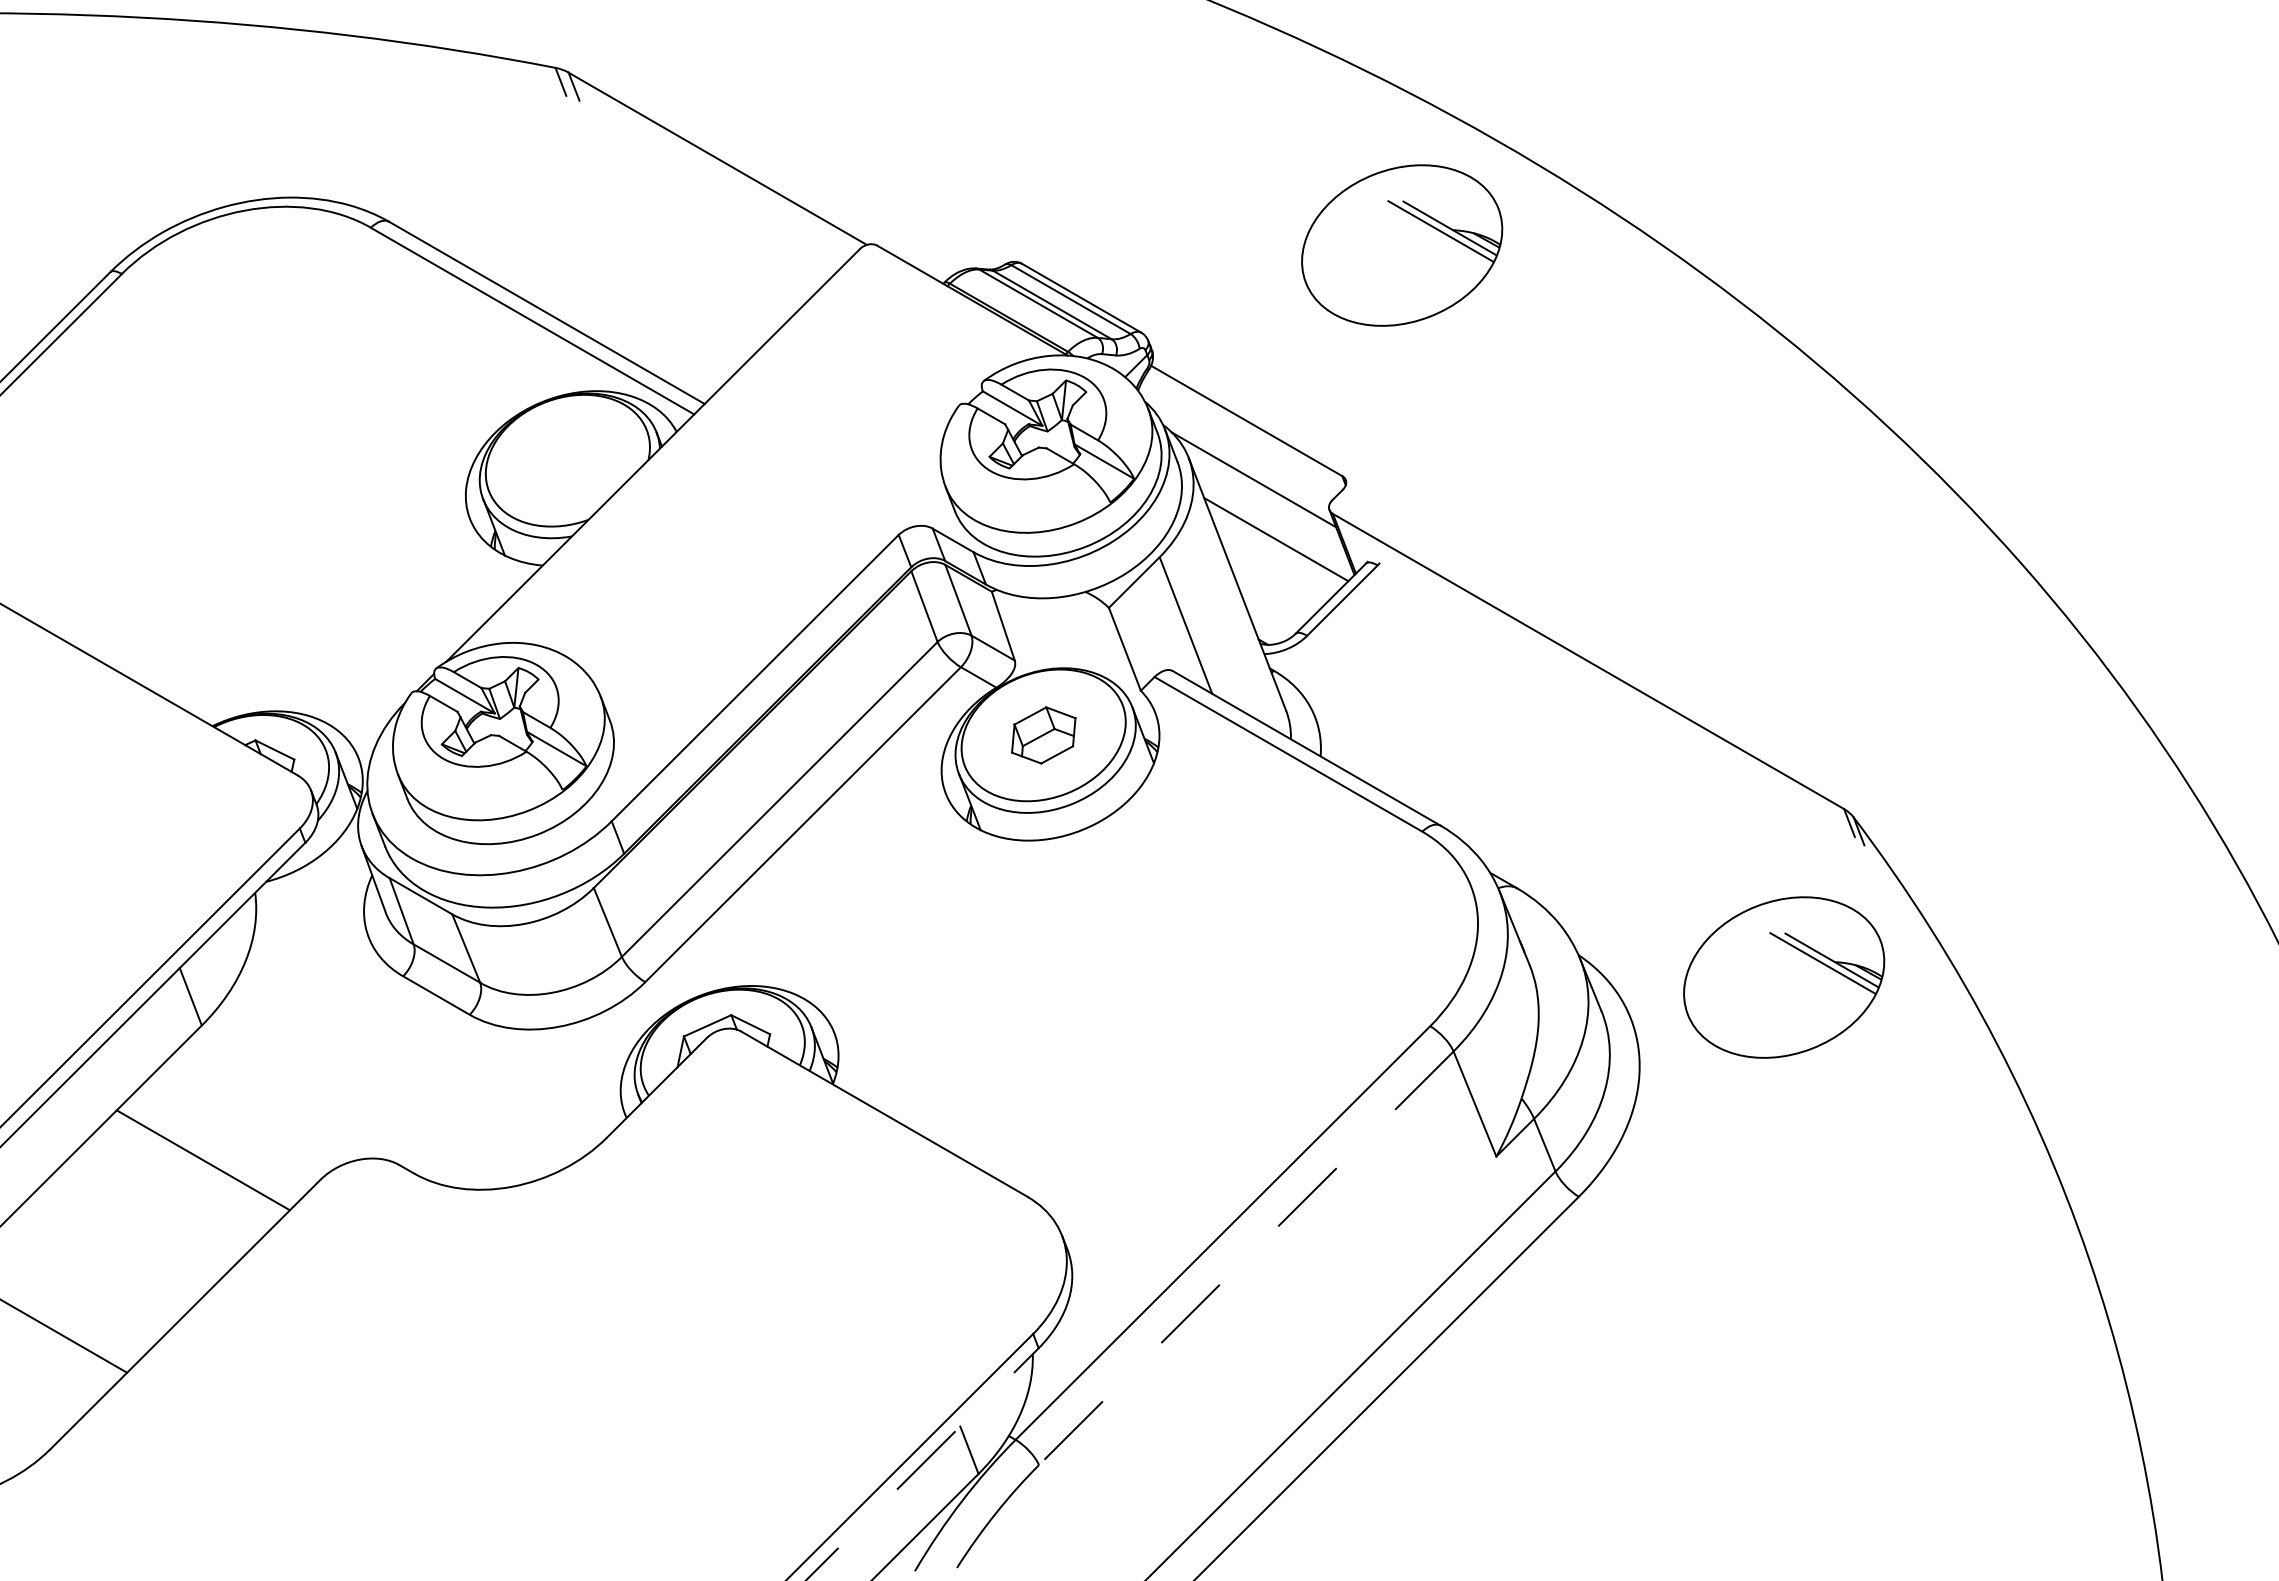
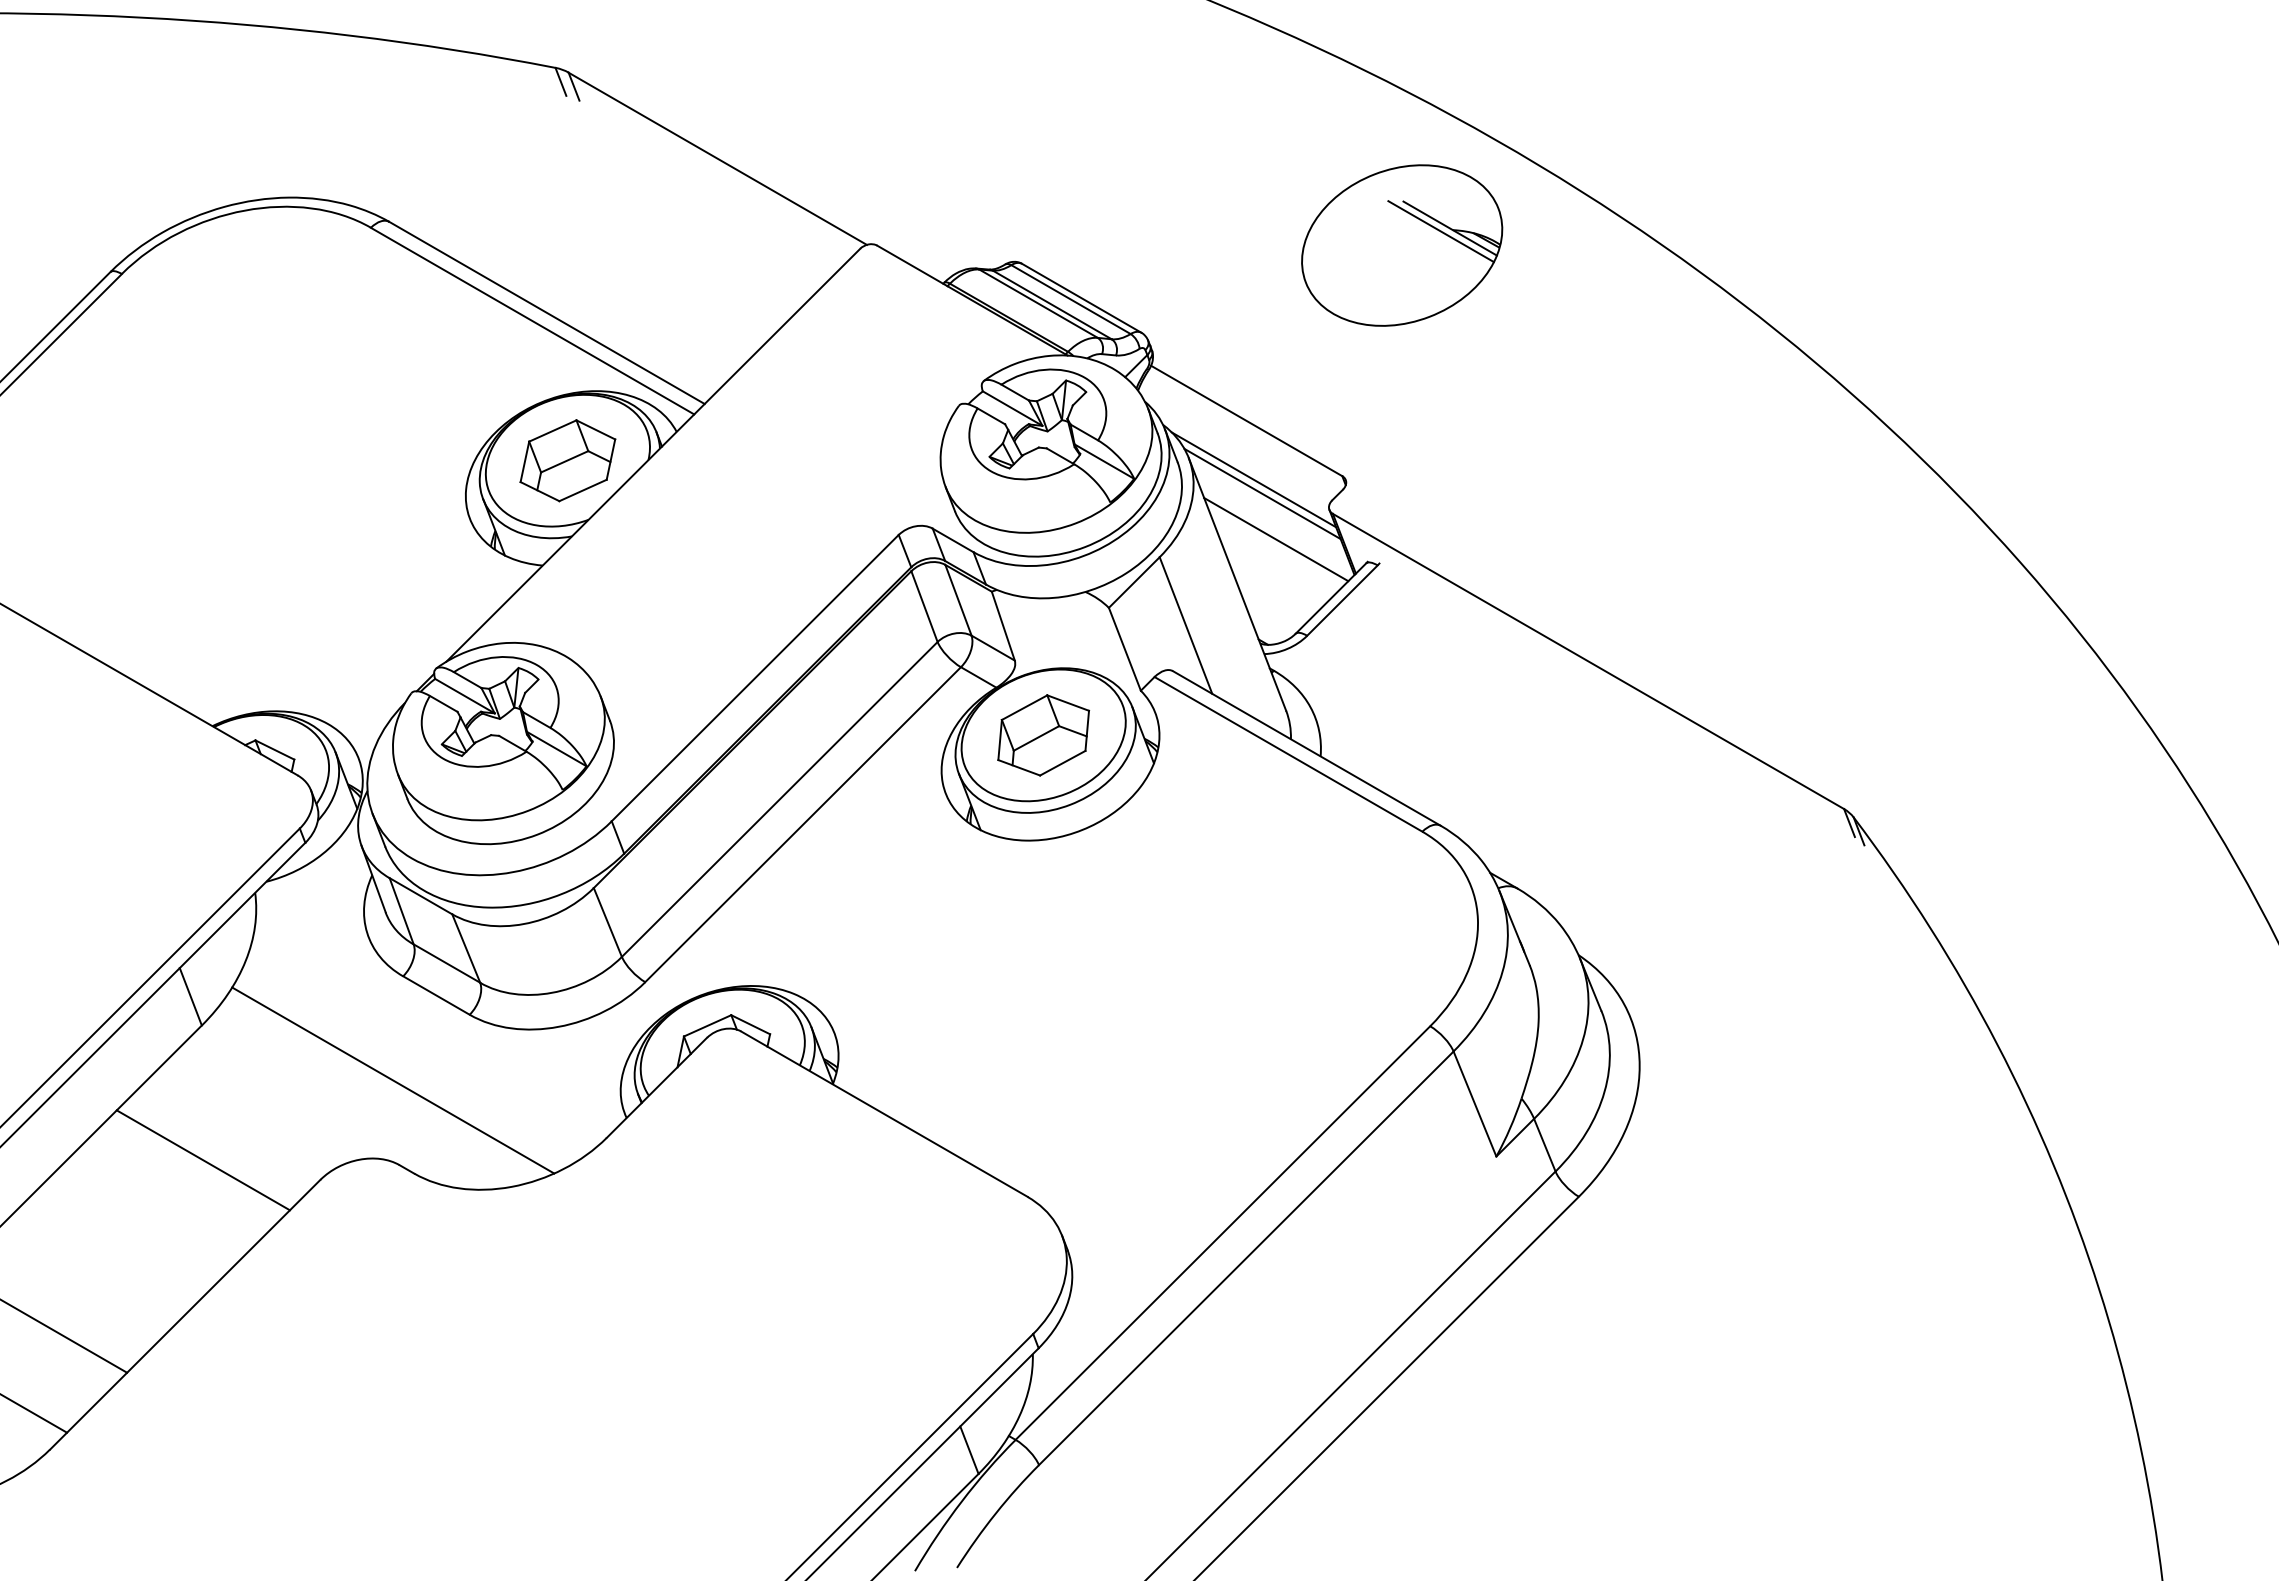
part: none -> present (567, 460)
line: none -> present (1262, 493)
part size: 66x59 px -> 94x83 px (1043, 735)
part: present -> none (1784, 977)
line: none -> present (393, 1080)
line: dashed -> solid (1246, 1258)
line: none -> present (34, 1413)
line: dashed -> solid (922, 1464)
